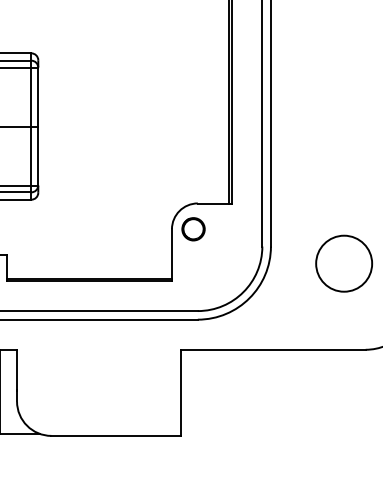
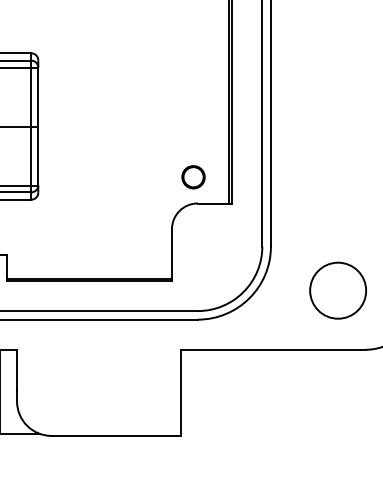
circle position: (193, 229) -> (193, 177) (193, 177)
circle position: (344, 263) -> (338, 290) (338, 290)
